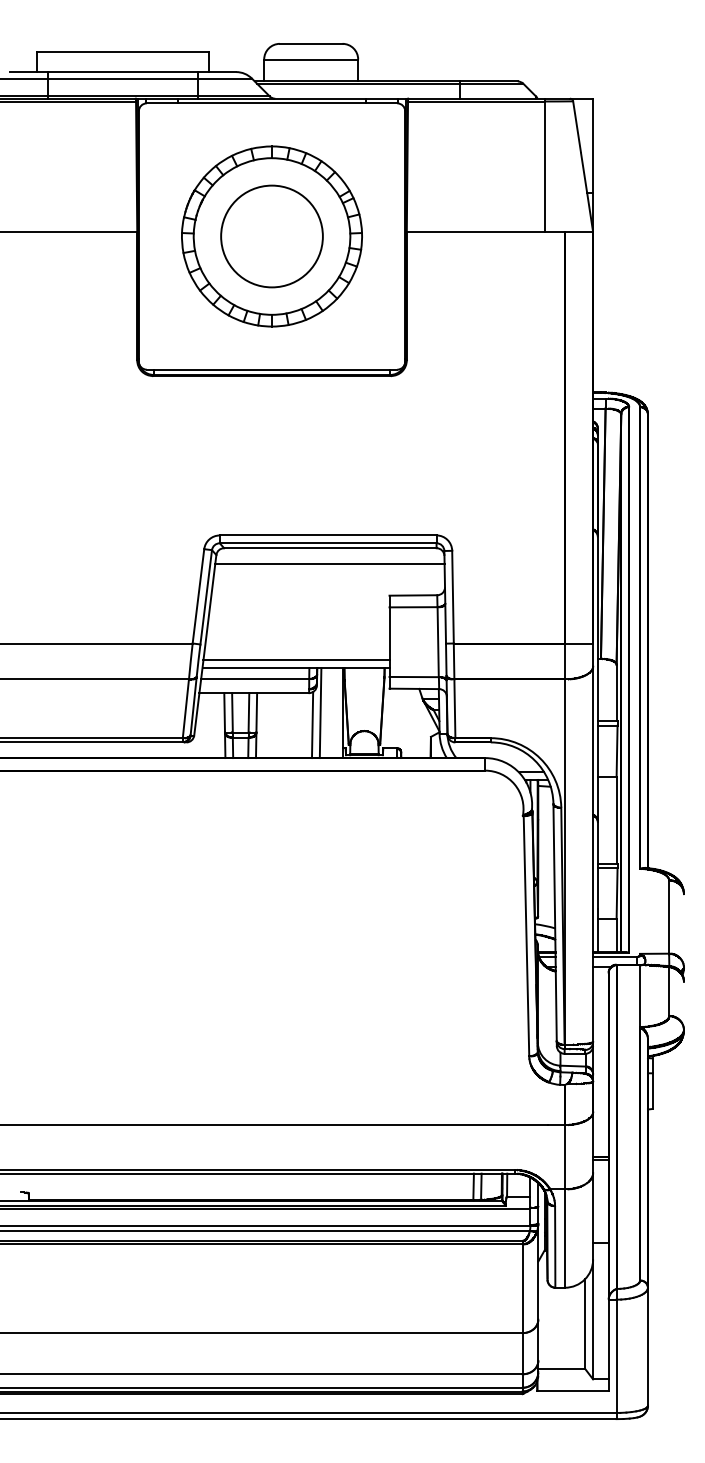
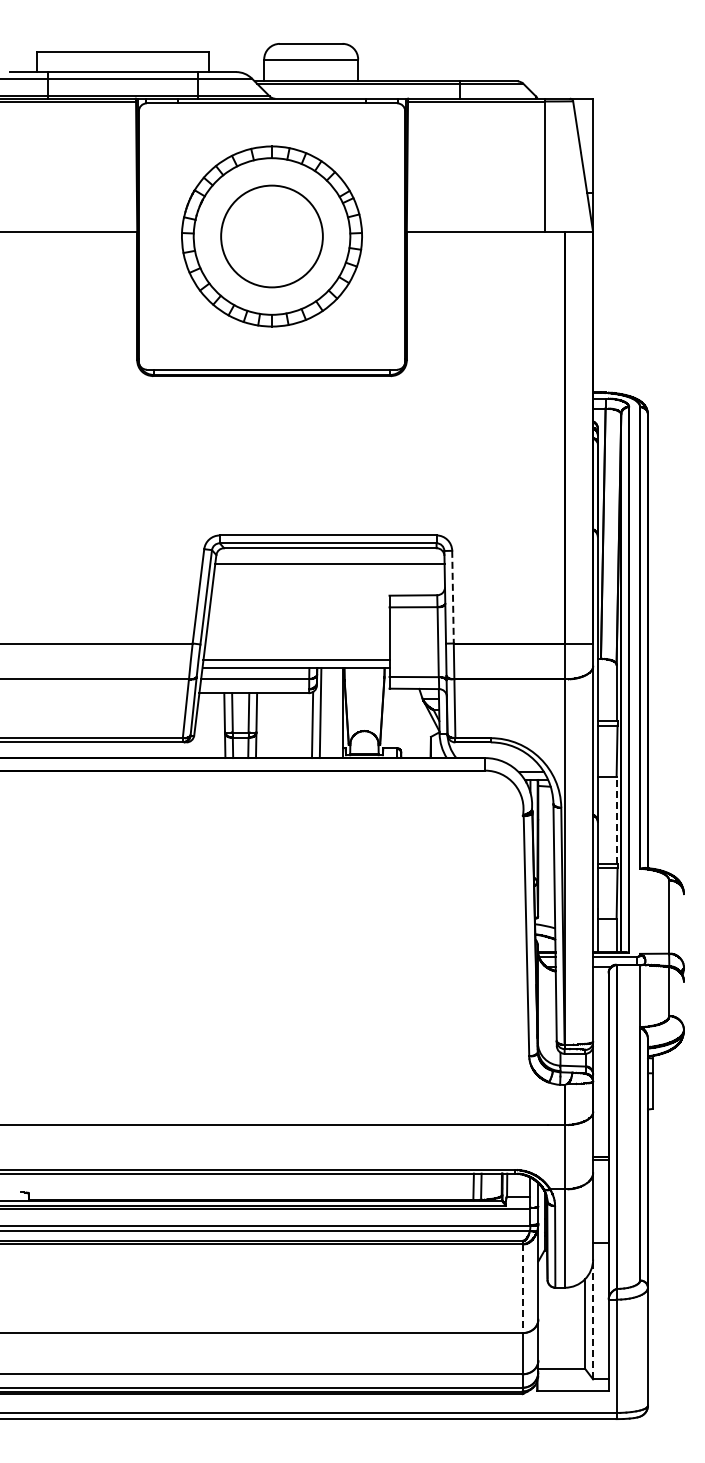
line: solid -> dashed (453, 597)
line: solid -> dashed (616, 820)
line: solid -> dashed (522, 1289)
line: solid -> dashed (593, 1319)
